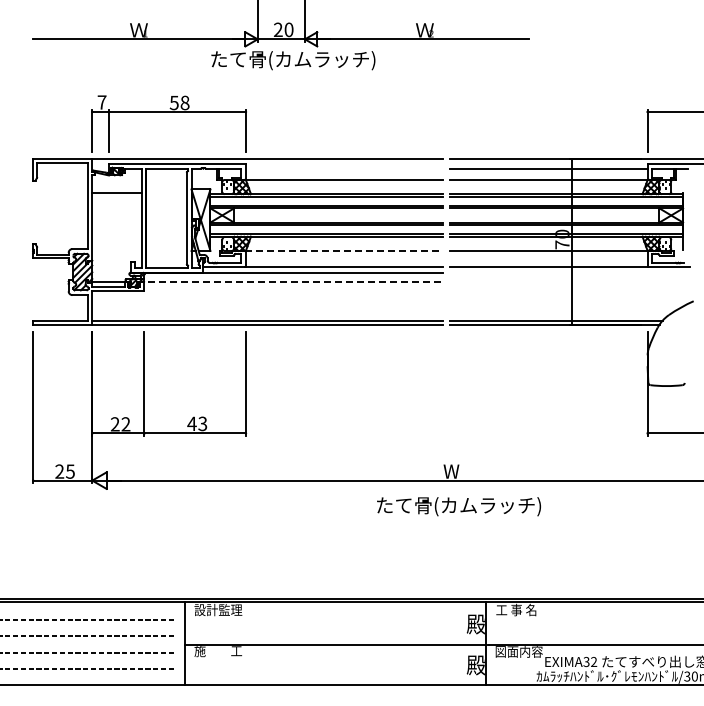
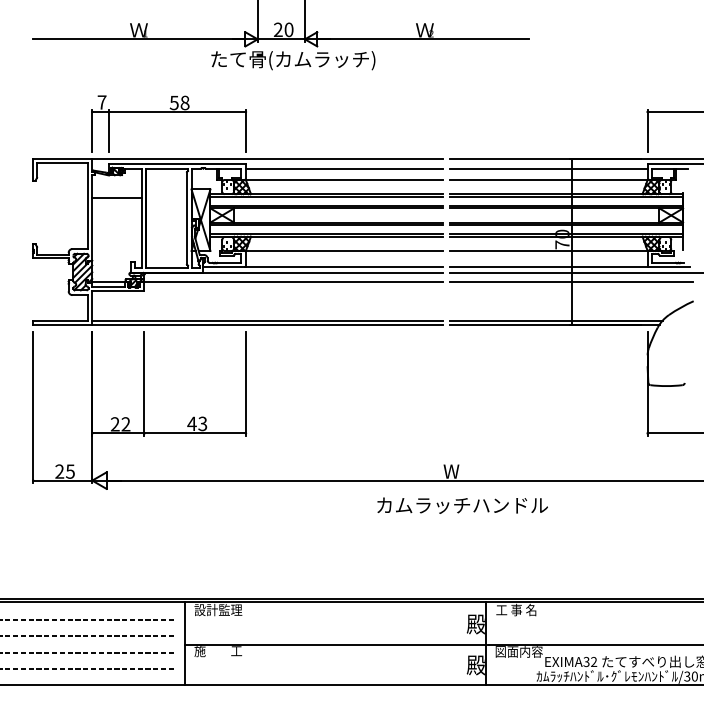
line: none -> present (344, 169)
line position: (116, 192) -> (116, 197) (116, 197)
line: dashed -> solid (344, 250)
line: none -> present (575, 272)
line: dashed -> solid (290, 282)
line: none -> present (571, 282)
text: たて骨(カムラッチ) -> カムラッチハンドル (462, 506)
